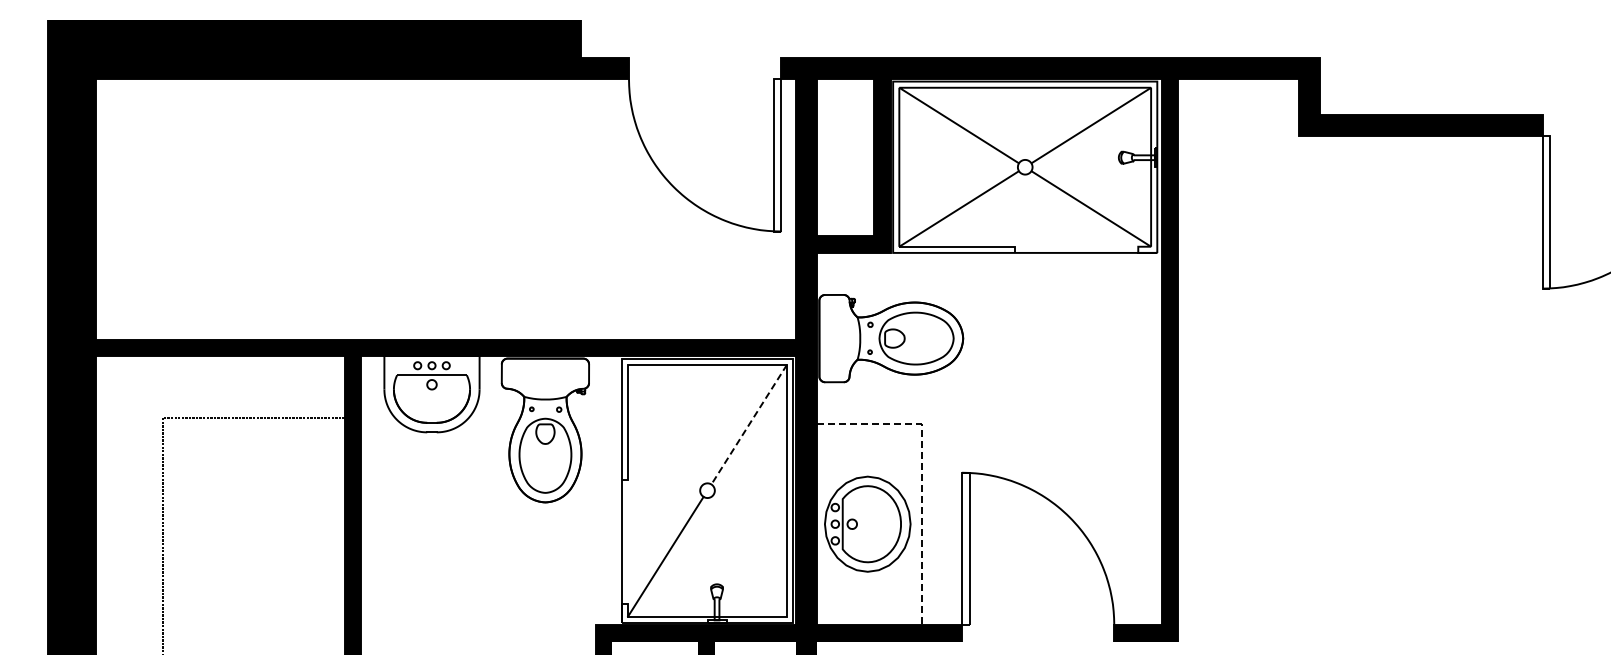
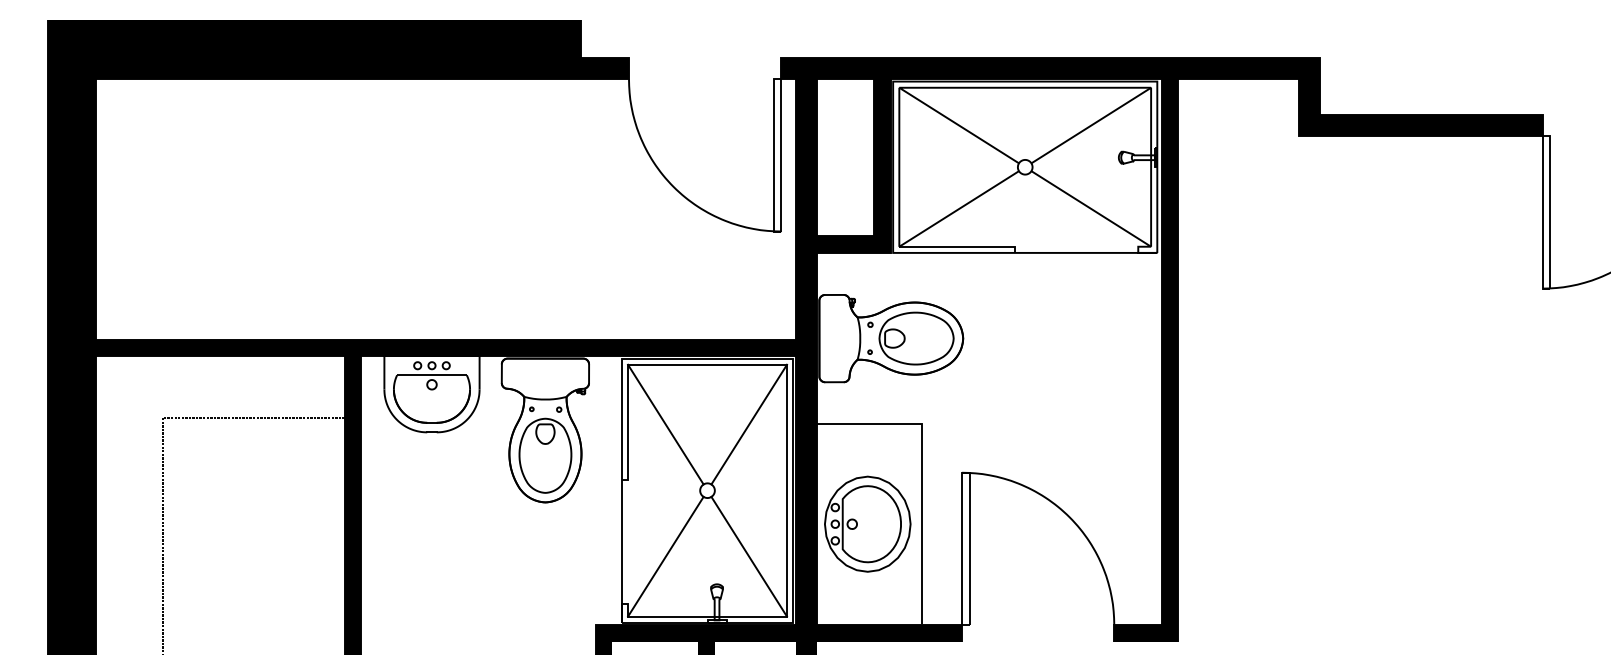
line: none -> present (665, 424)
line: dashed -> solid (749, 424)
line: dashed -> solid (921, 471)
line: none -> present (749, 556)
